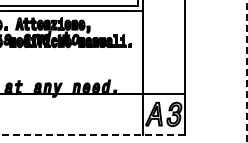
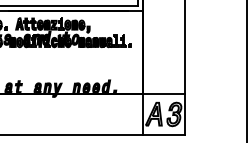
line: dashed -> solid (246, 71)
line: dashed -> solid (92, 134)
